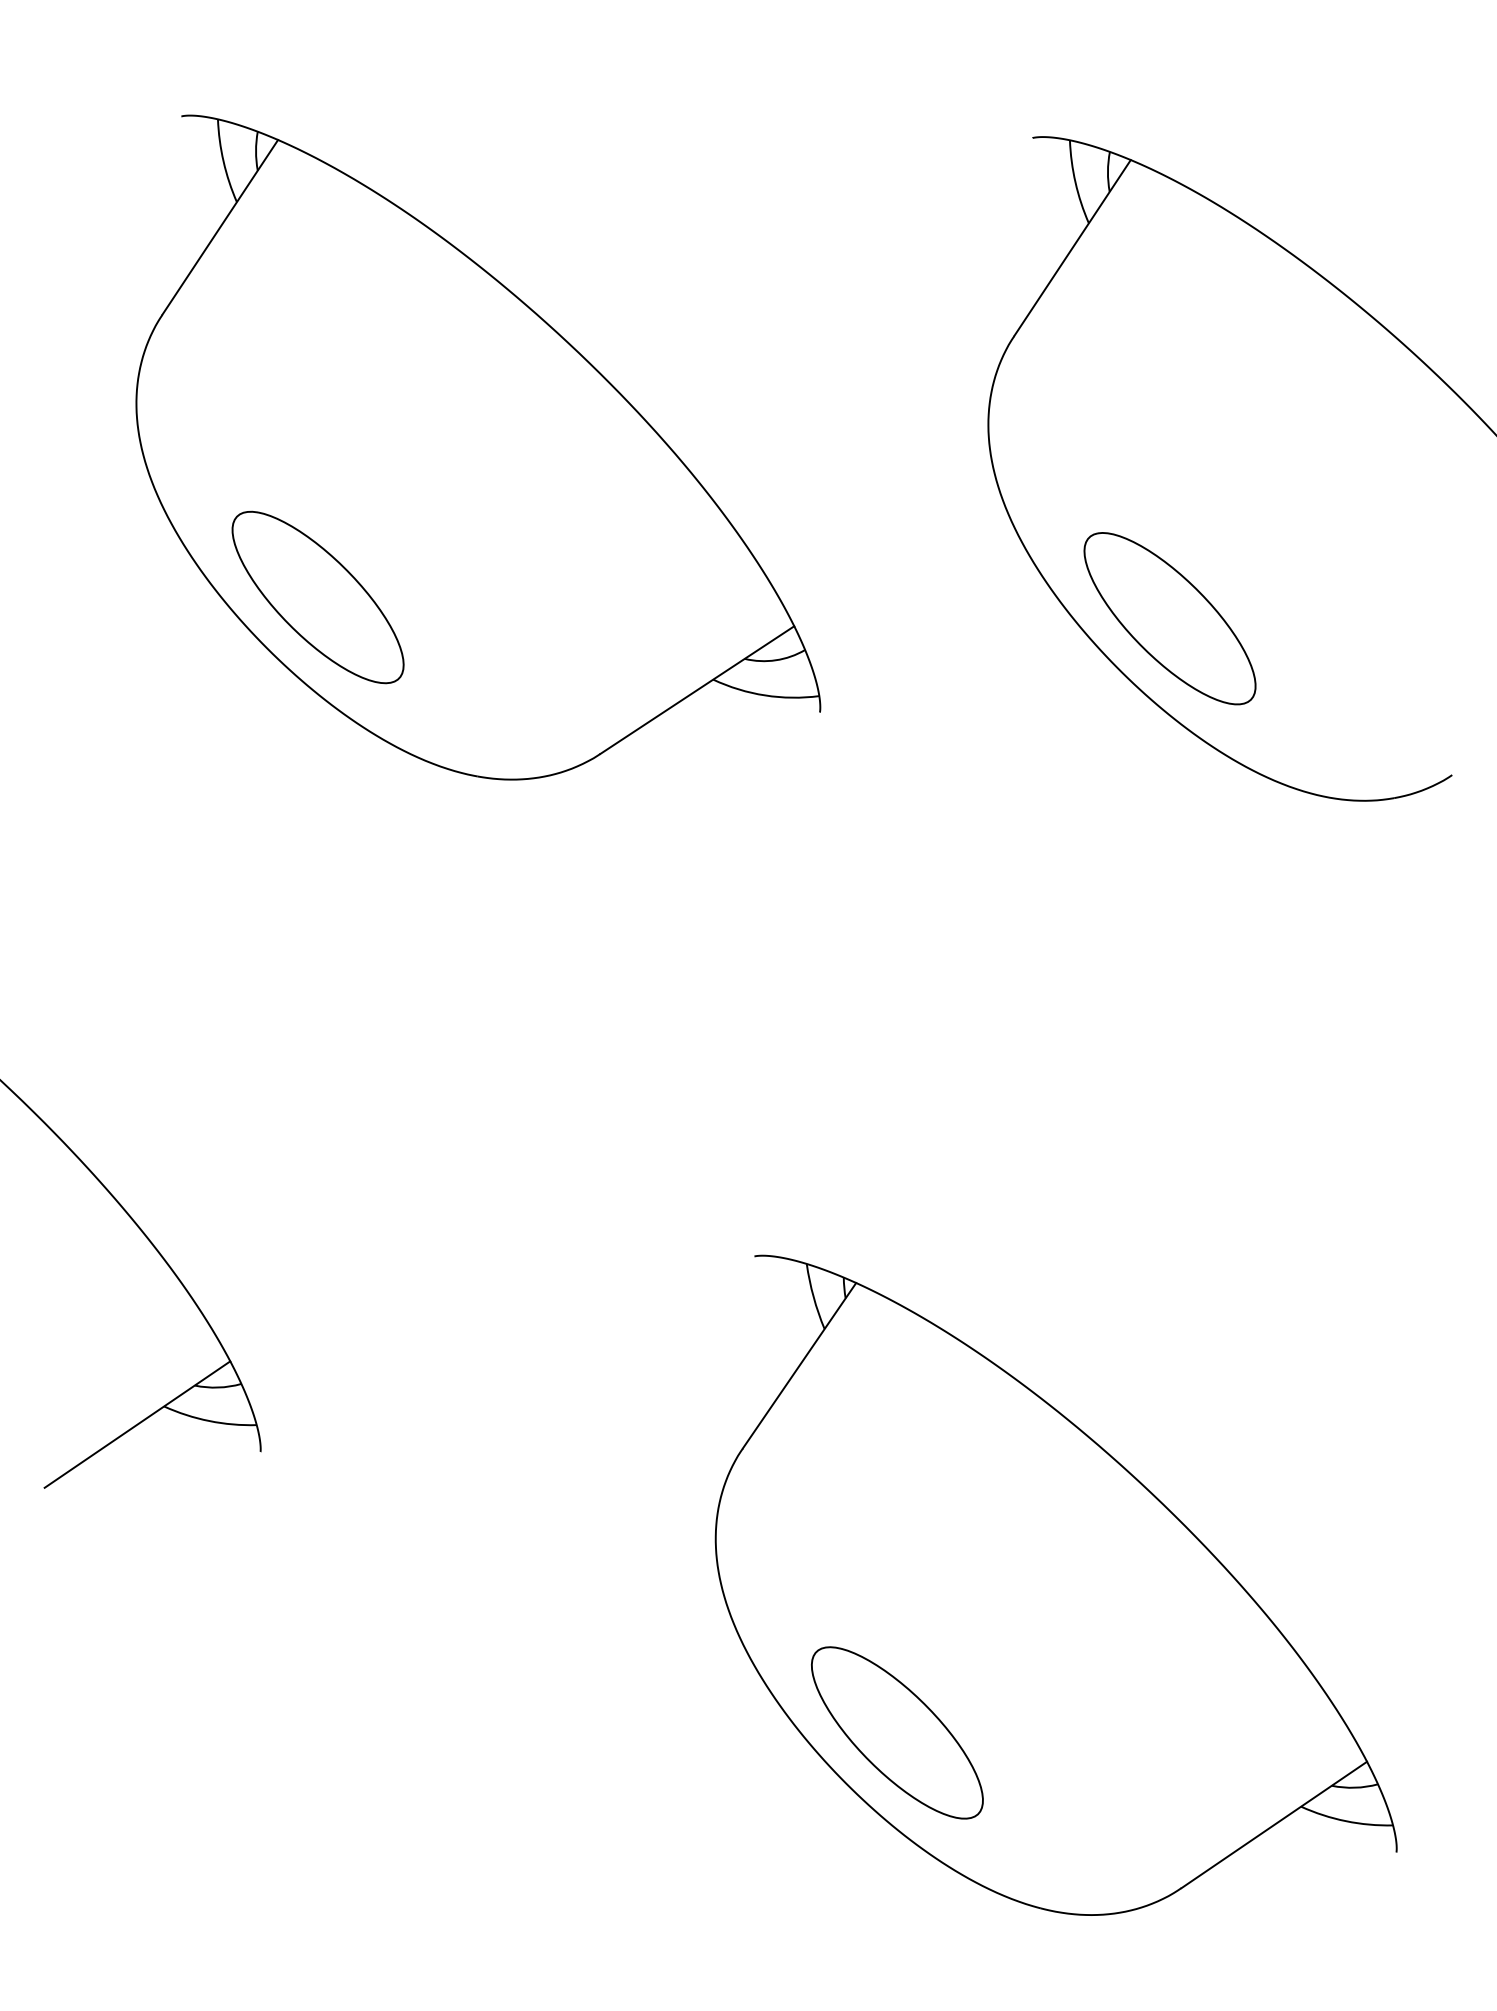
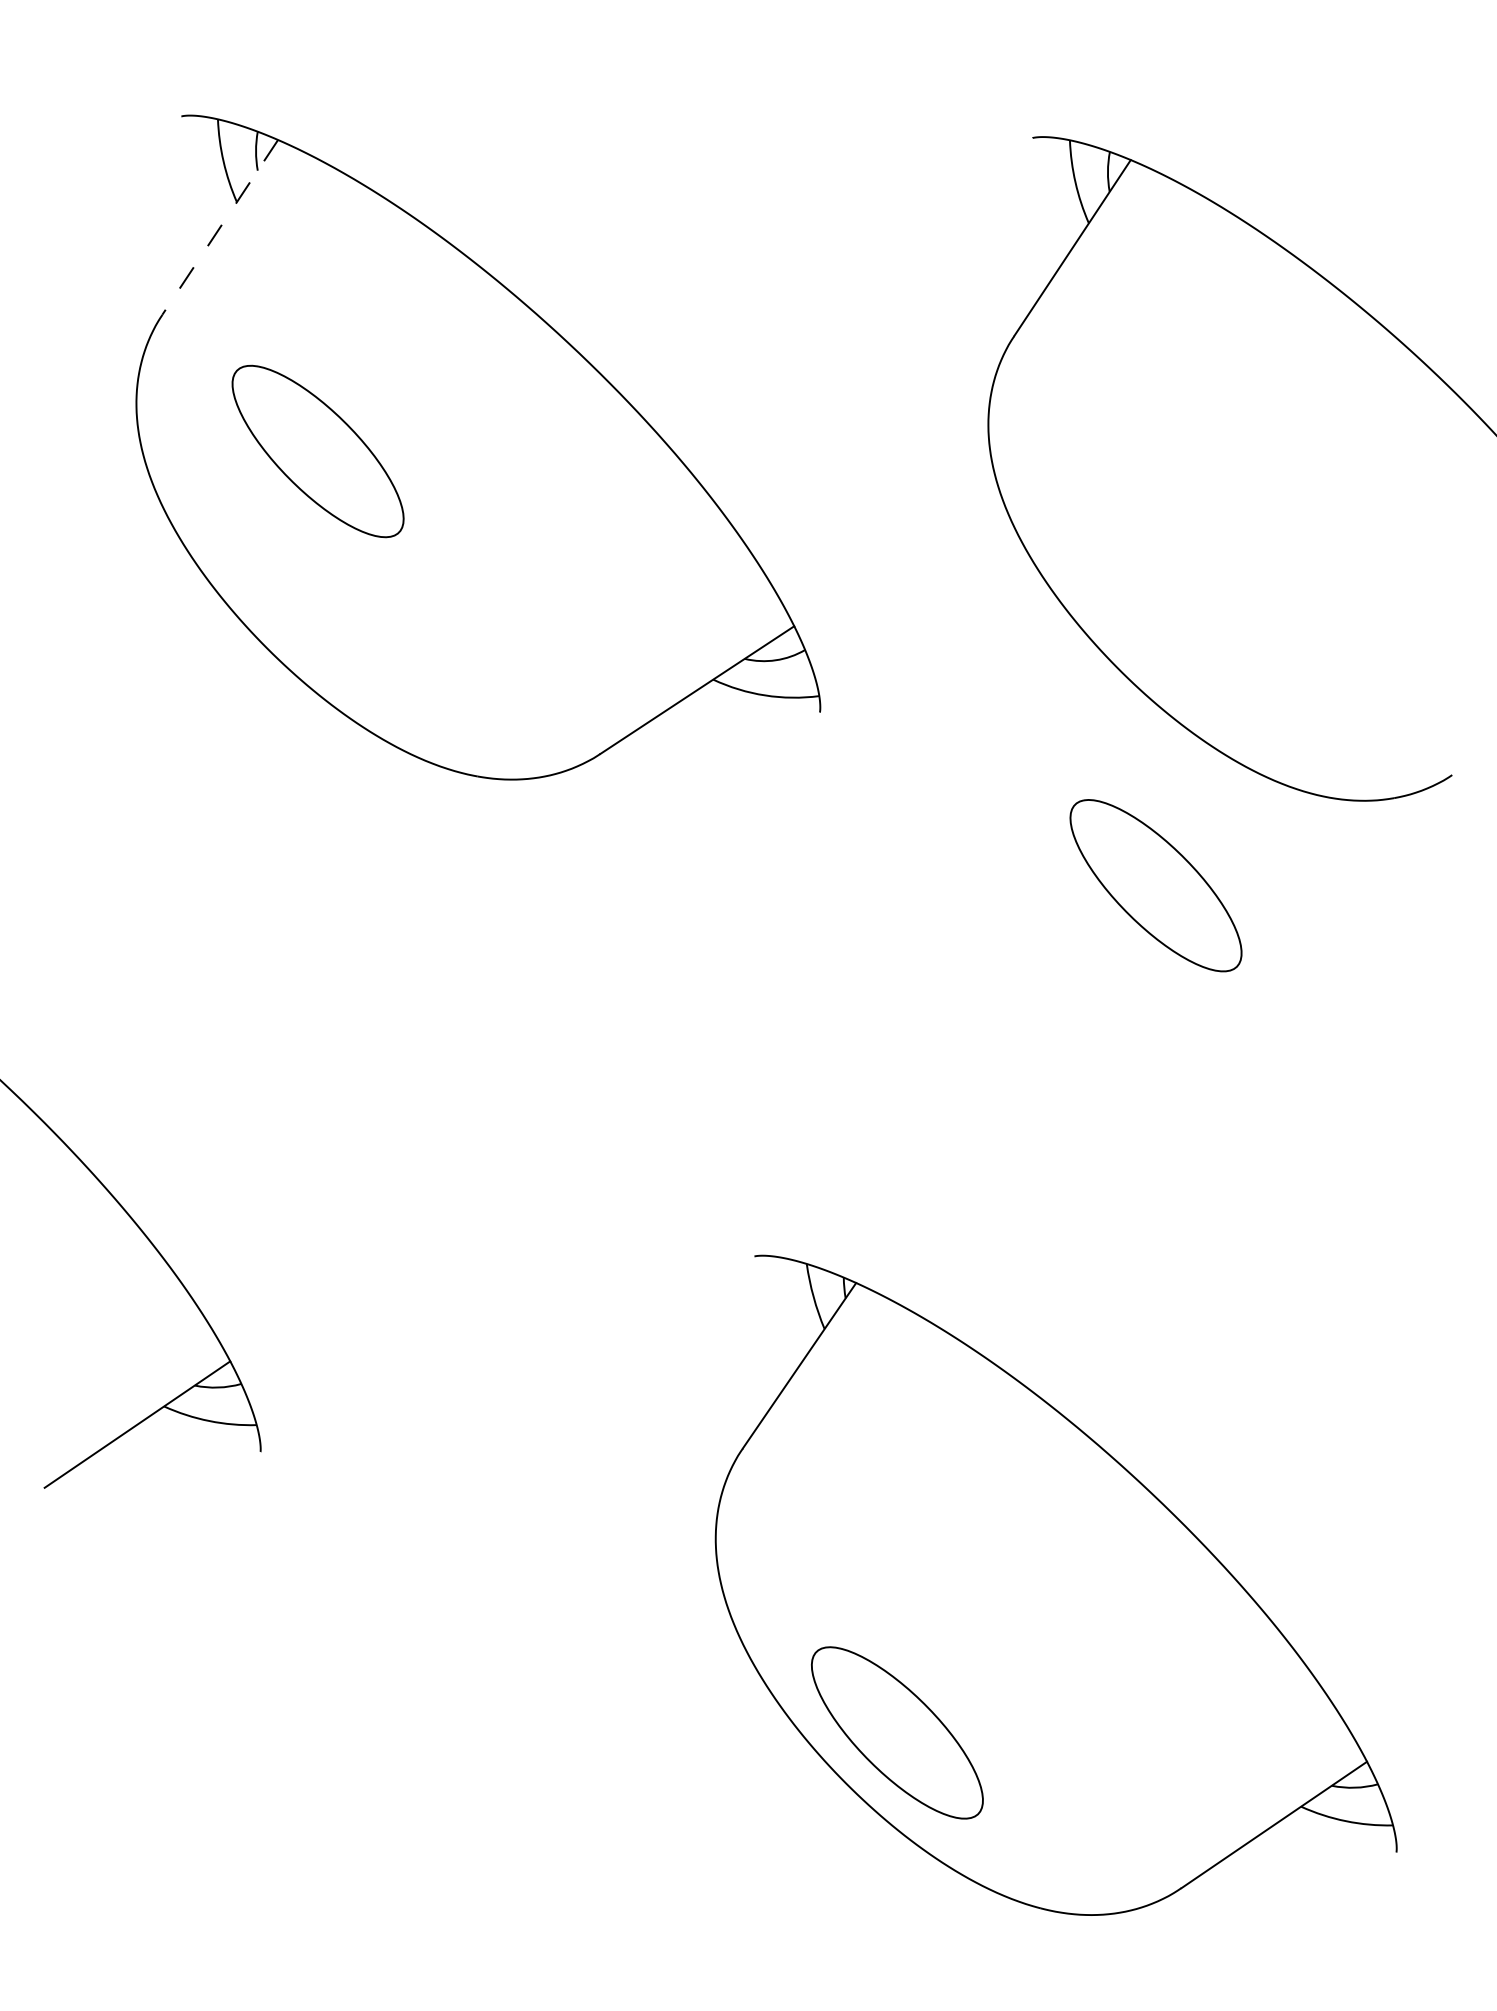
line: solid -> dashed (220, 227)
part position: (317, 597) -> (317, 451) (317, 451)
part position: (1169, 618) -> (1155, 885) (1155, 885)
